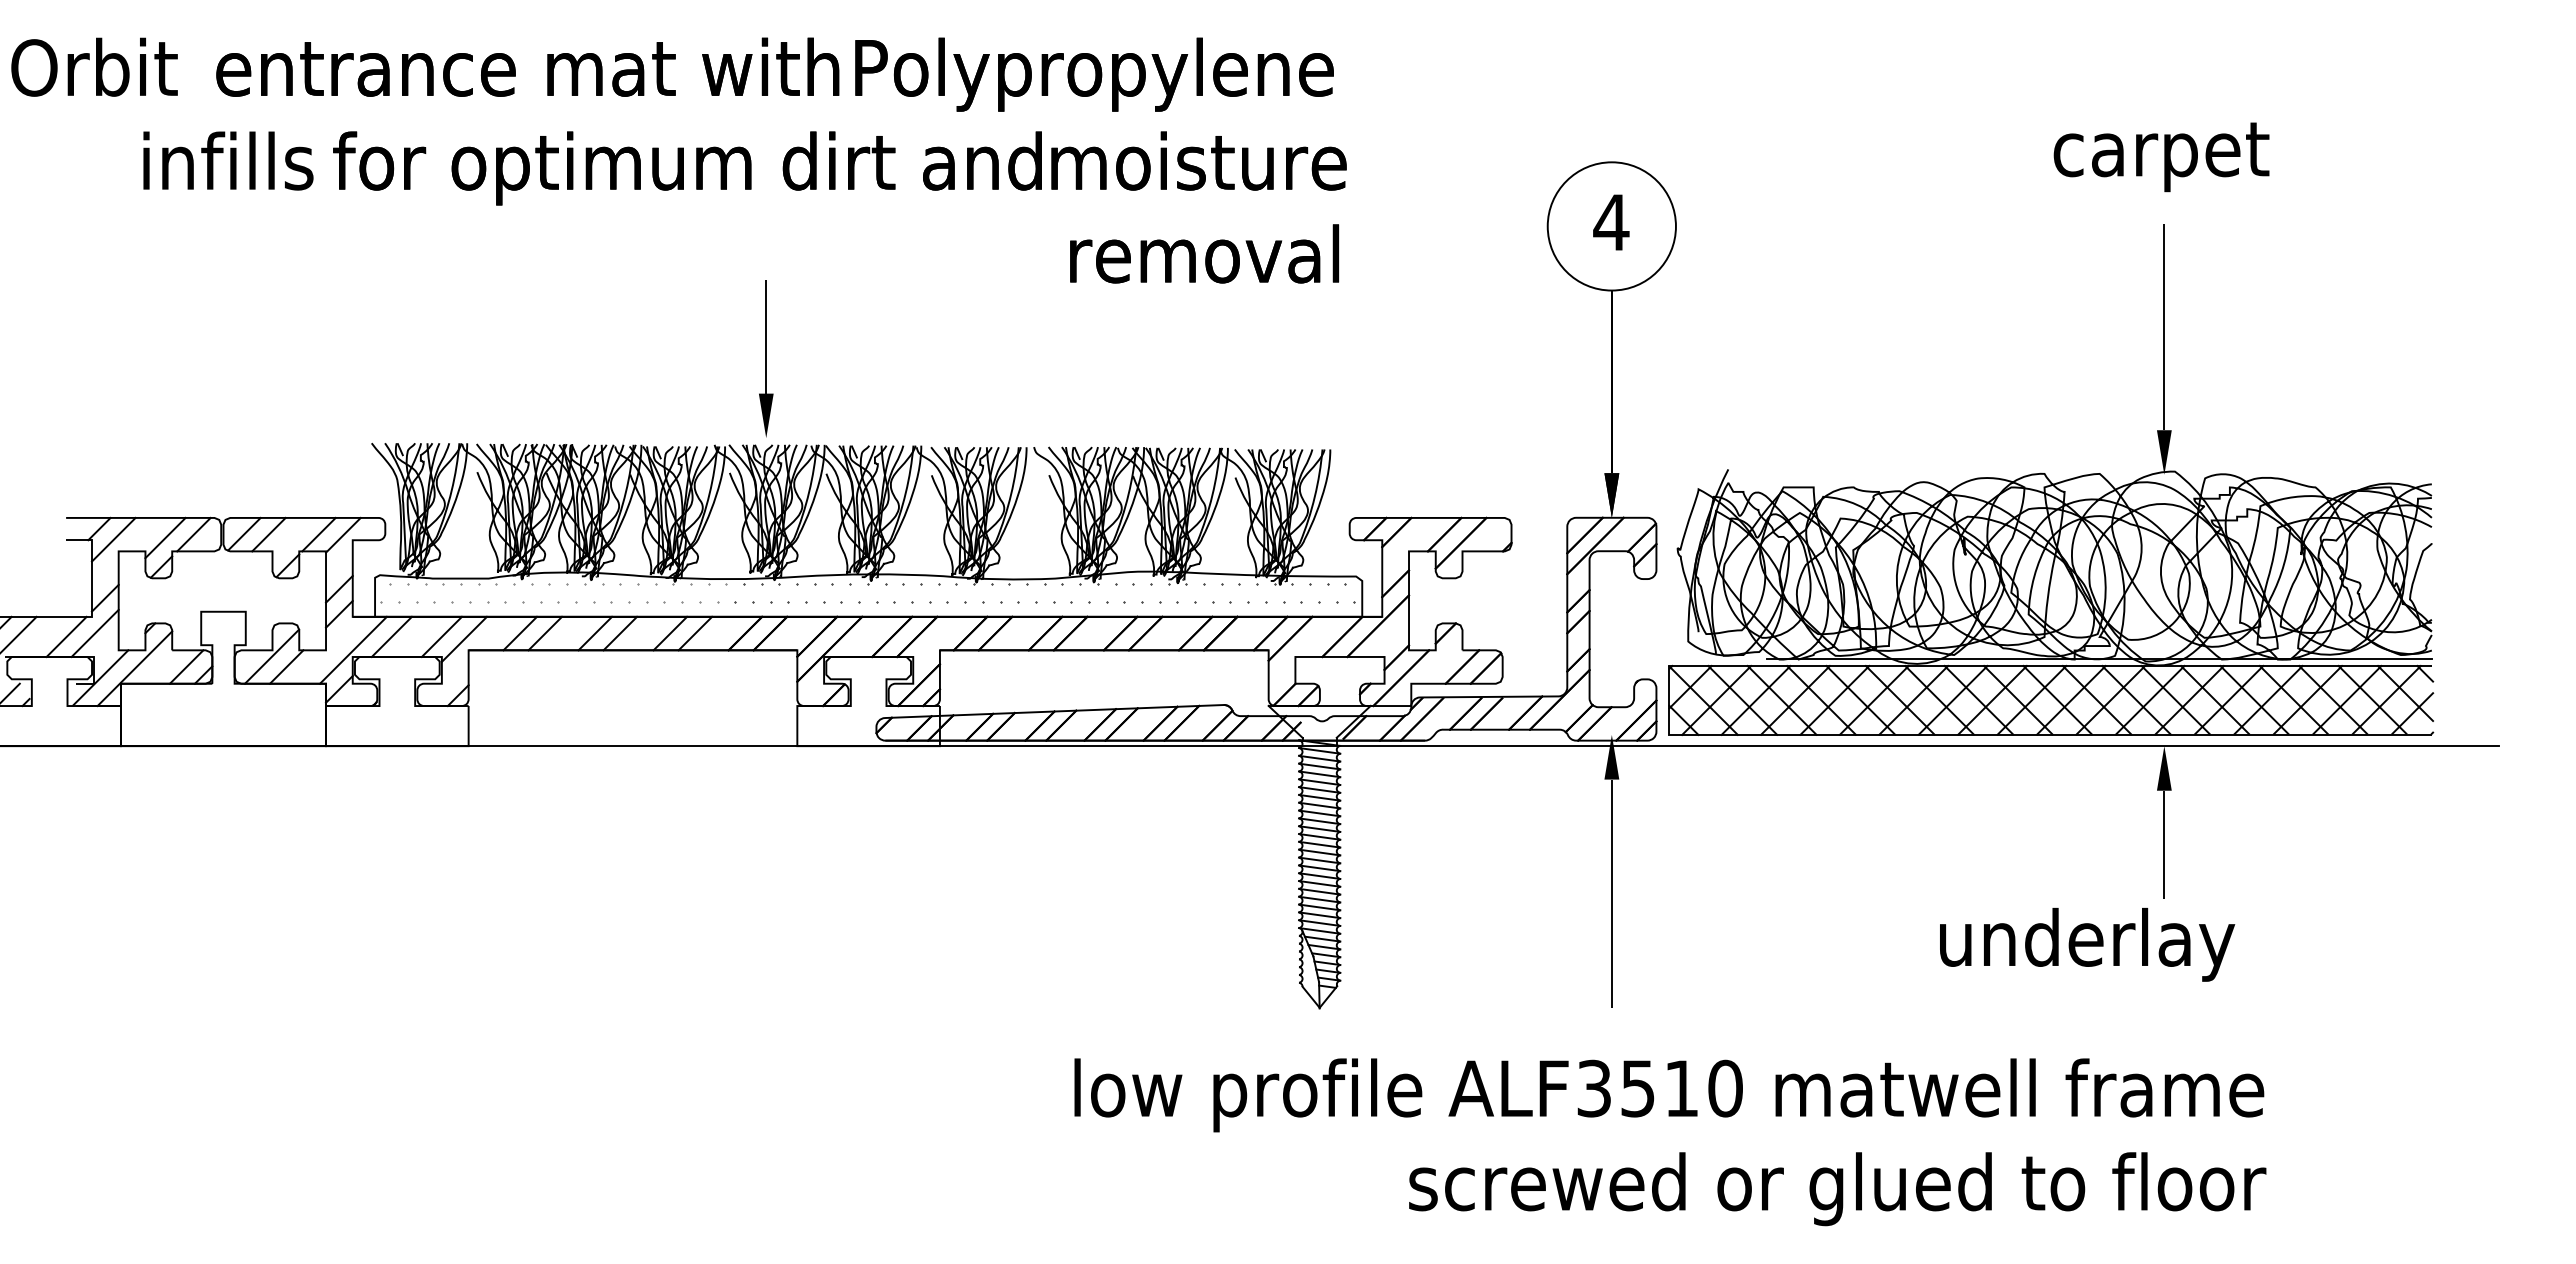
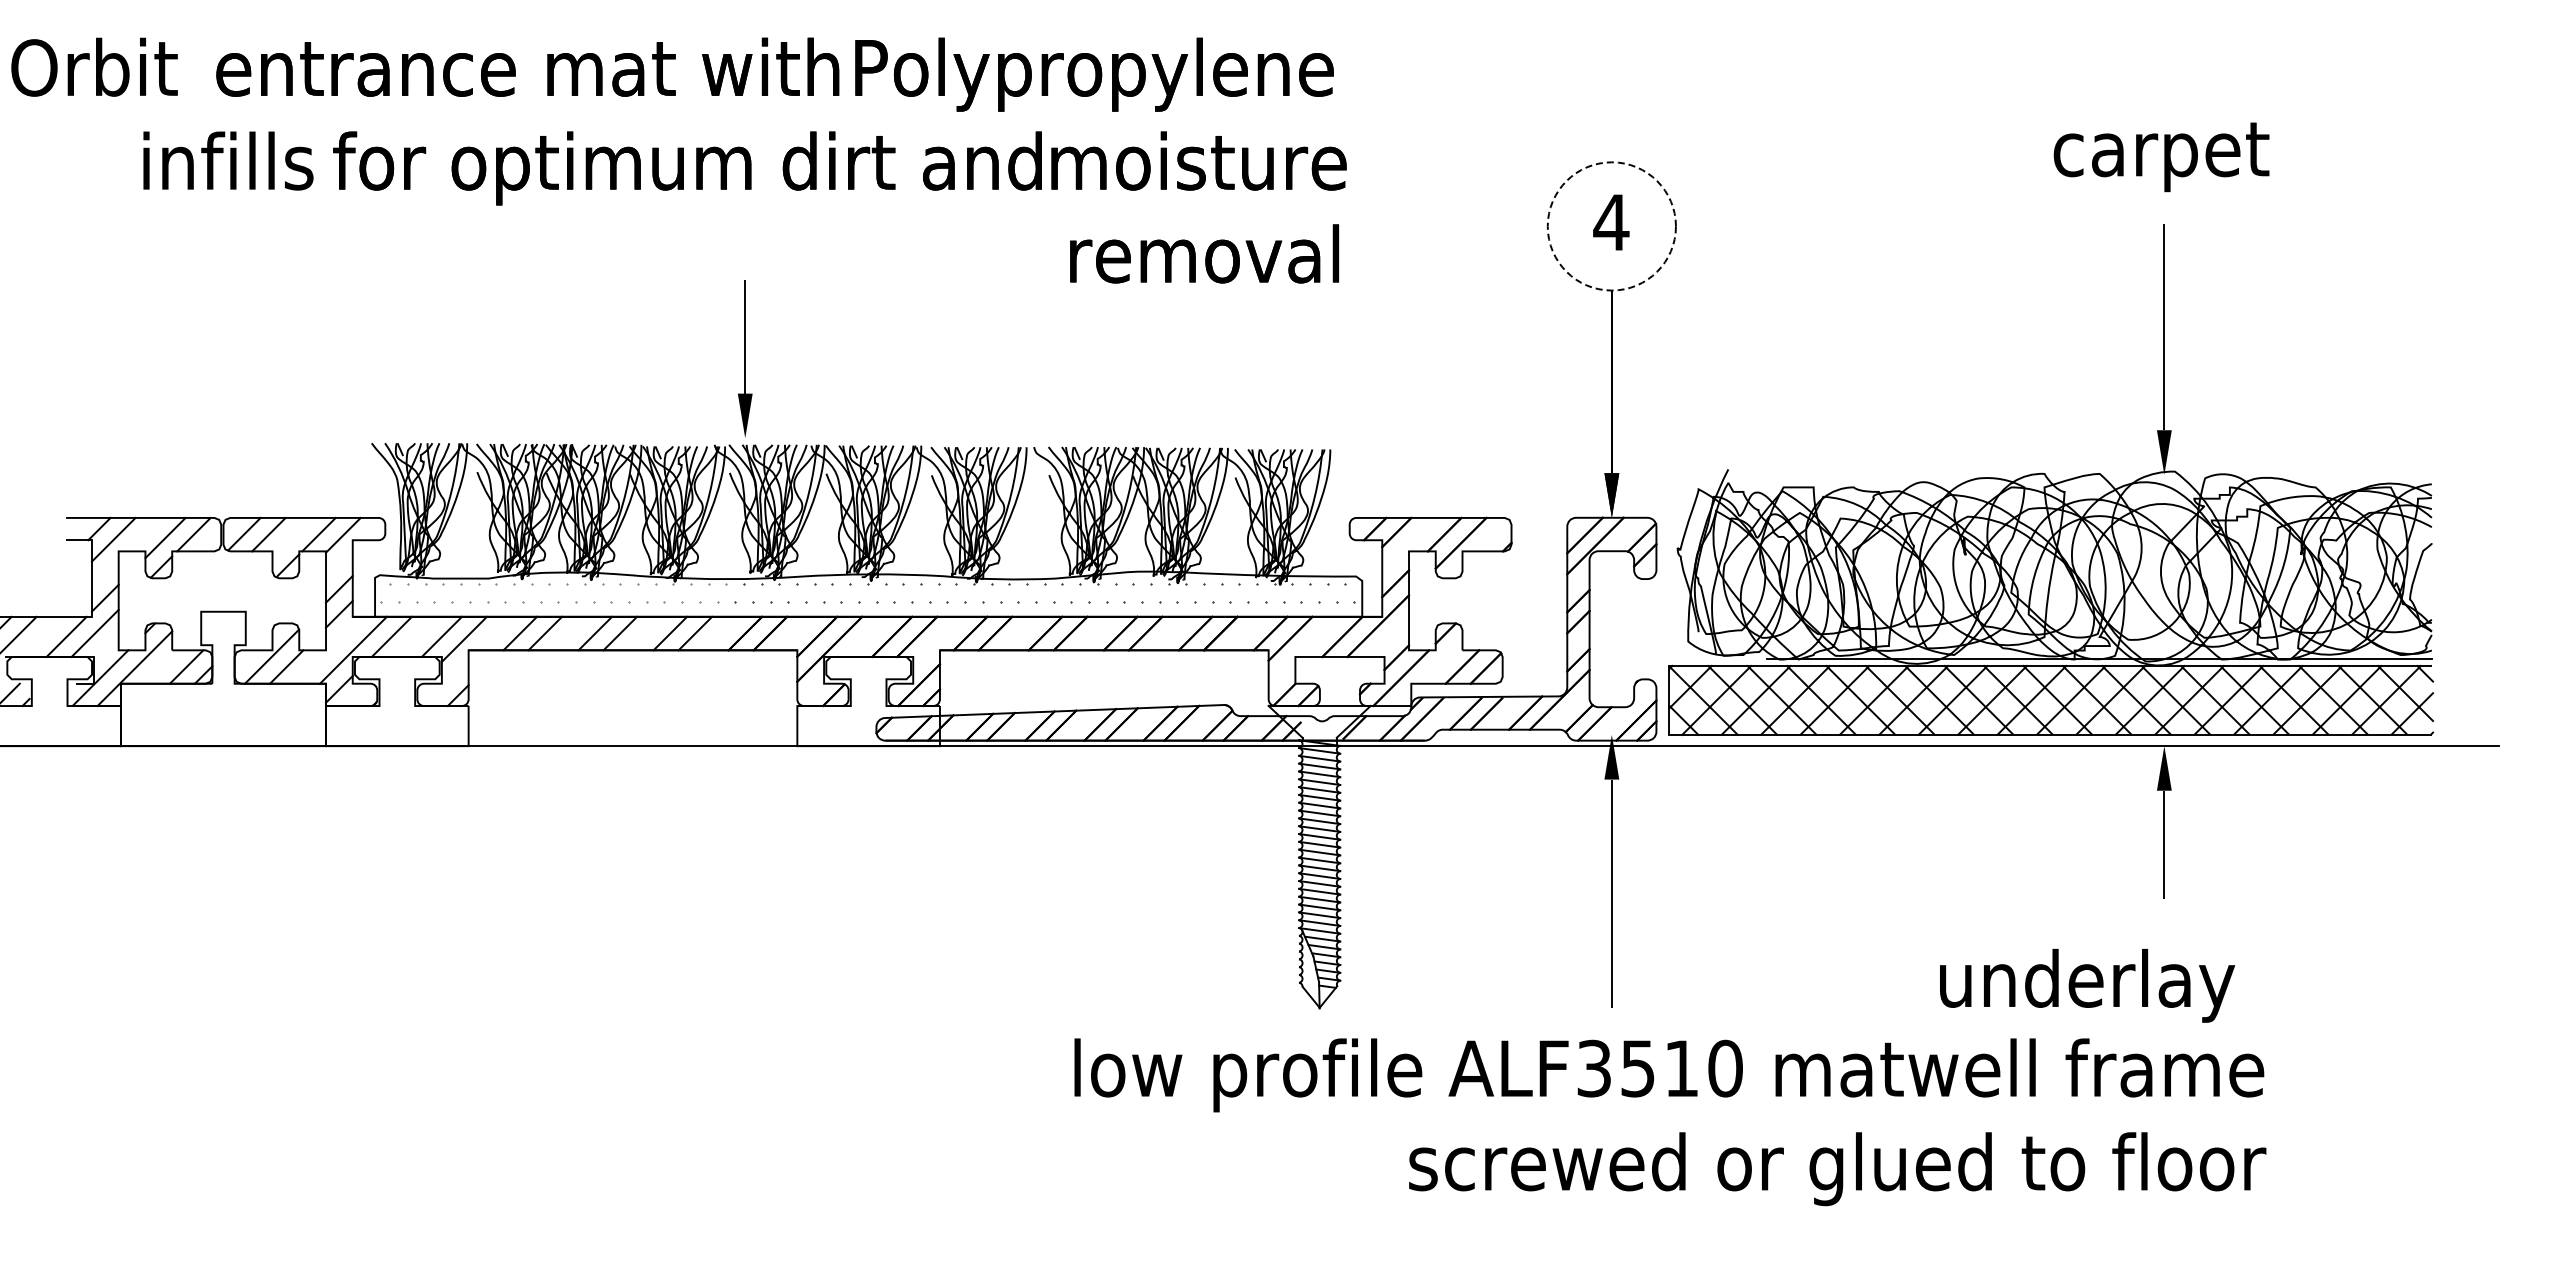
circle: solid -> dashed (1611, 226)
part position: (766, 358) -> (745, 358) (745, 358)
text position: (2087, 944) -> (2087, 985) (2087, 985)
text position: (1670, 1142) -> (1670, 1122) (1670, 1122)
